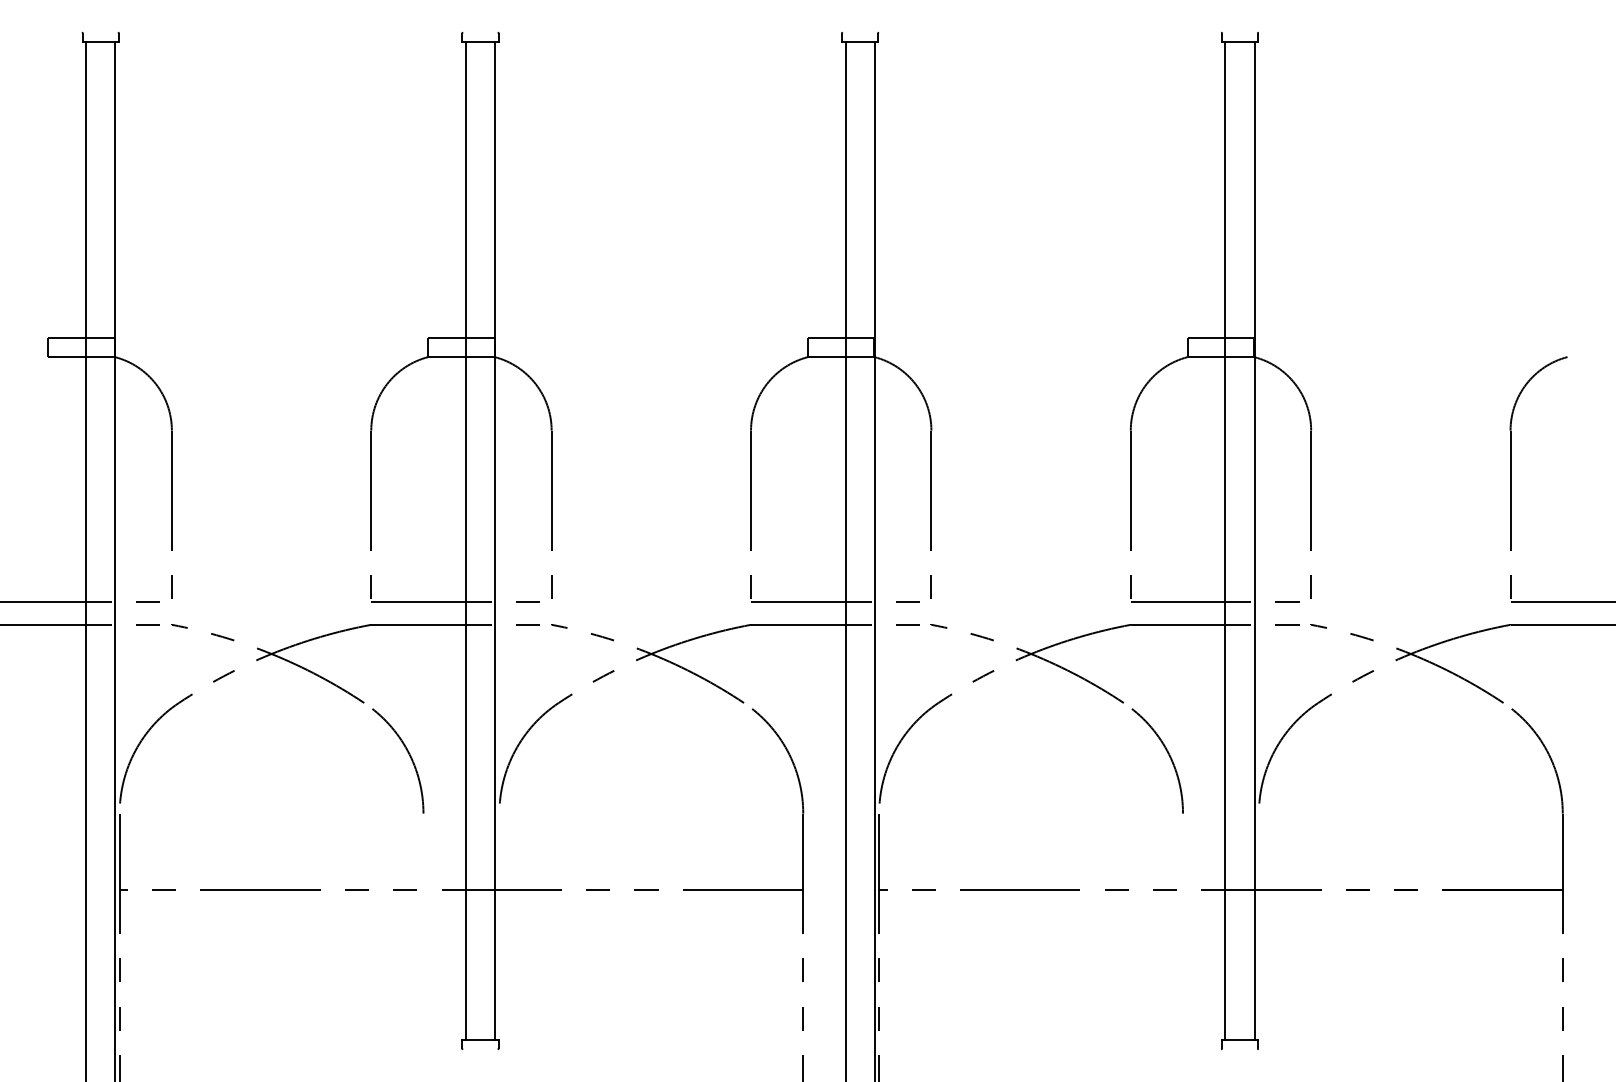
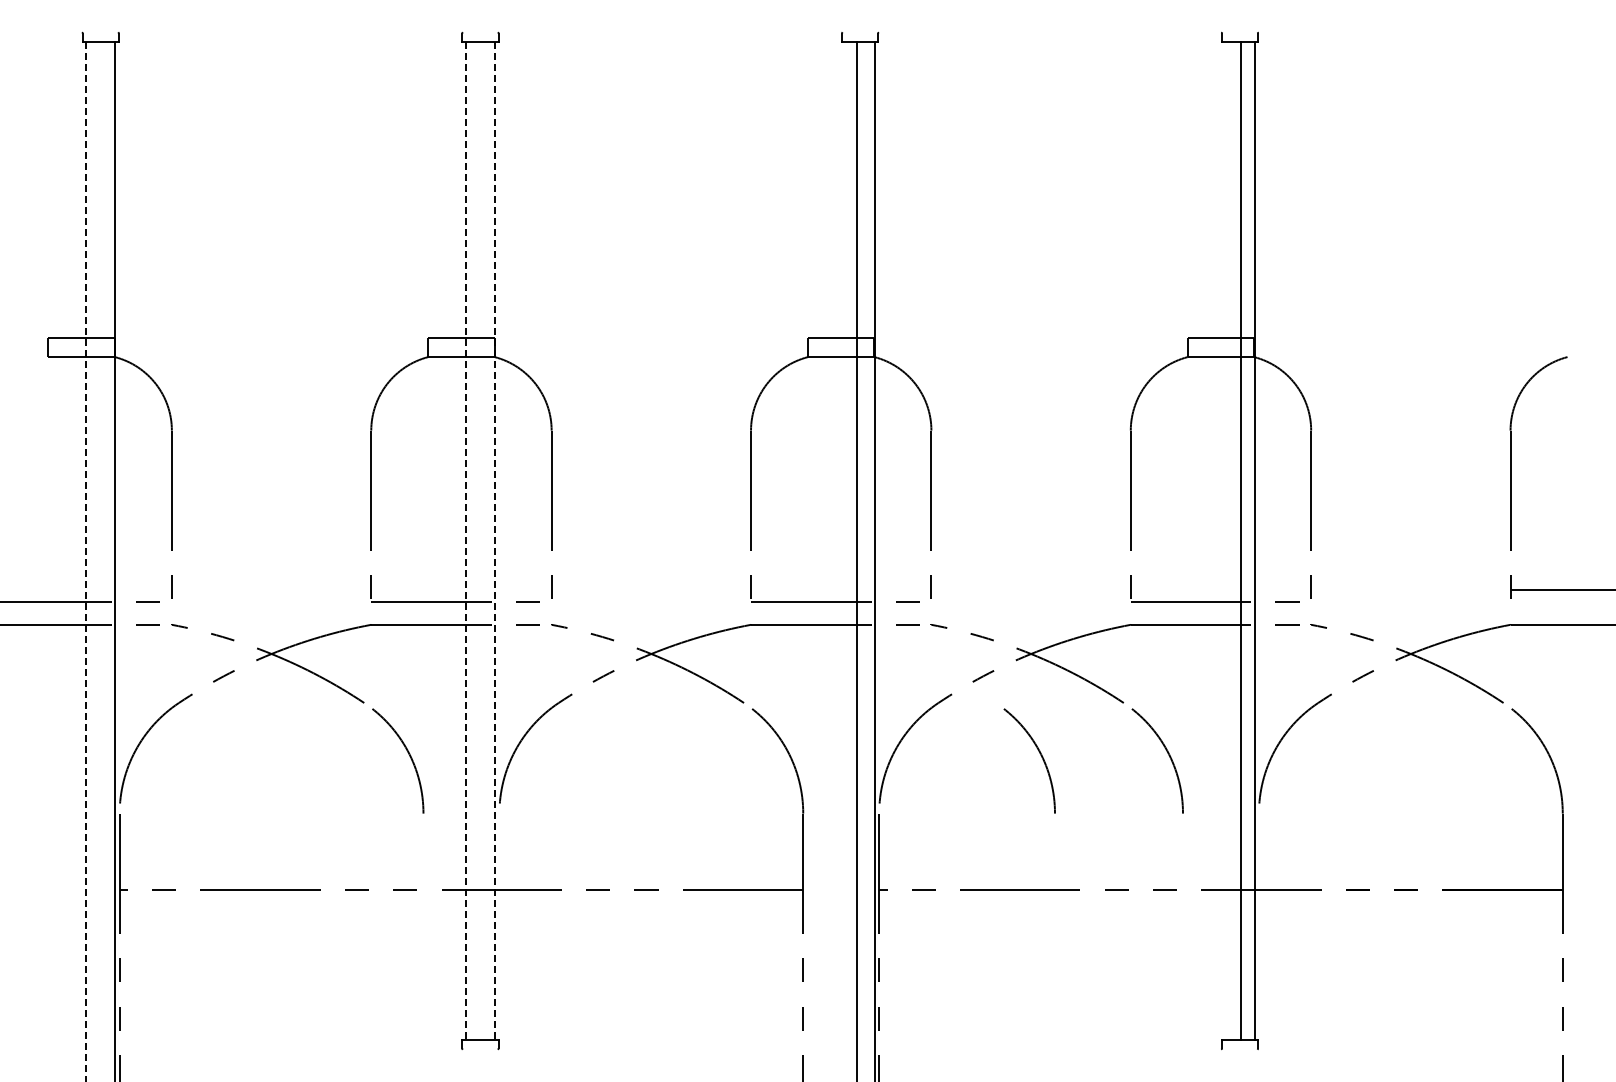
line position: (1225, 540) -> (1241, 540) (1241, 540)
line: solid -> dashed (465, 541)
line: solid -> dashed (495, 541)
line position: (845, 559) -> (856, 559) (856, 559)
line: solid -> dashed (85, 561)
line position: (1561, 602) -> (1561, 590) (1561, 590)
arc: none -> present (1040, 755)
